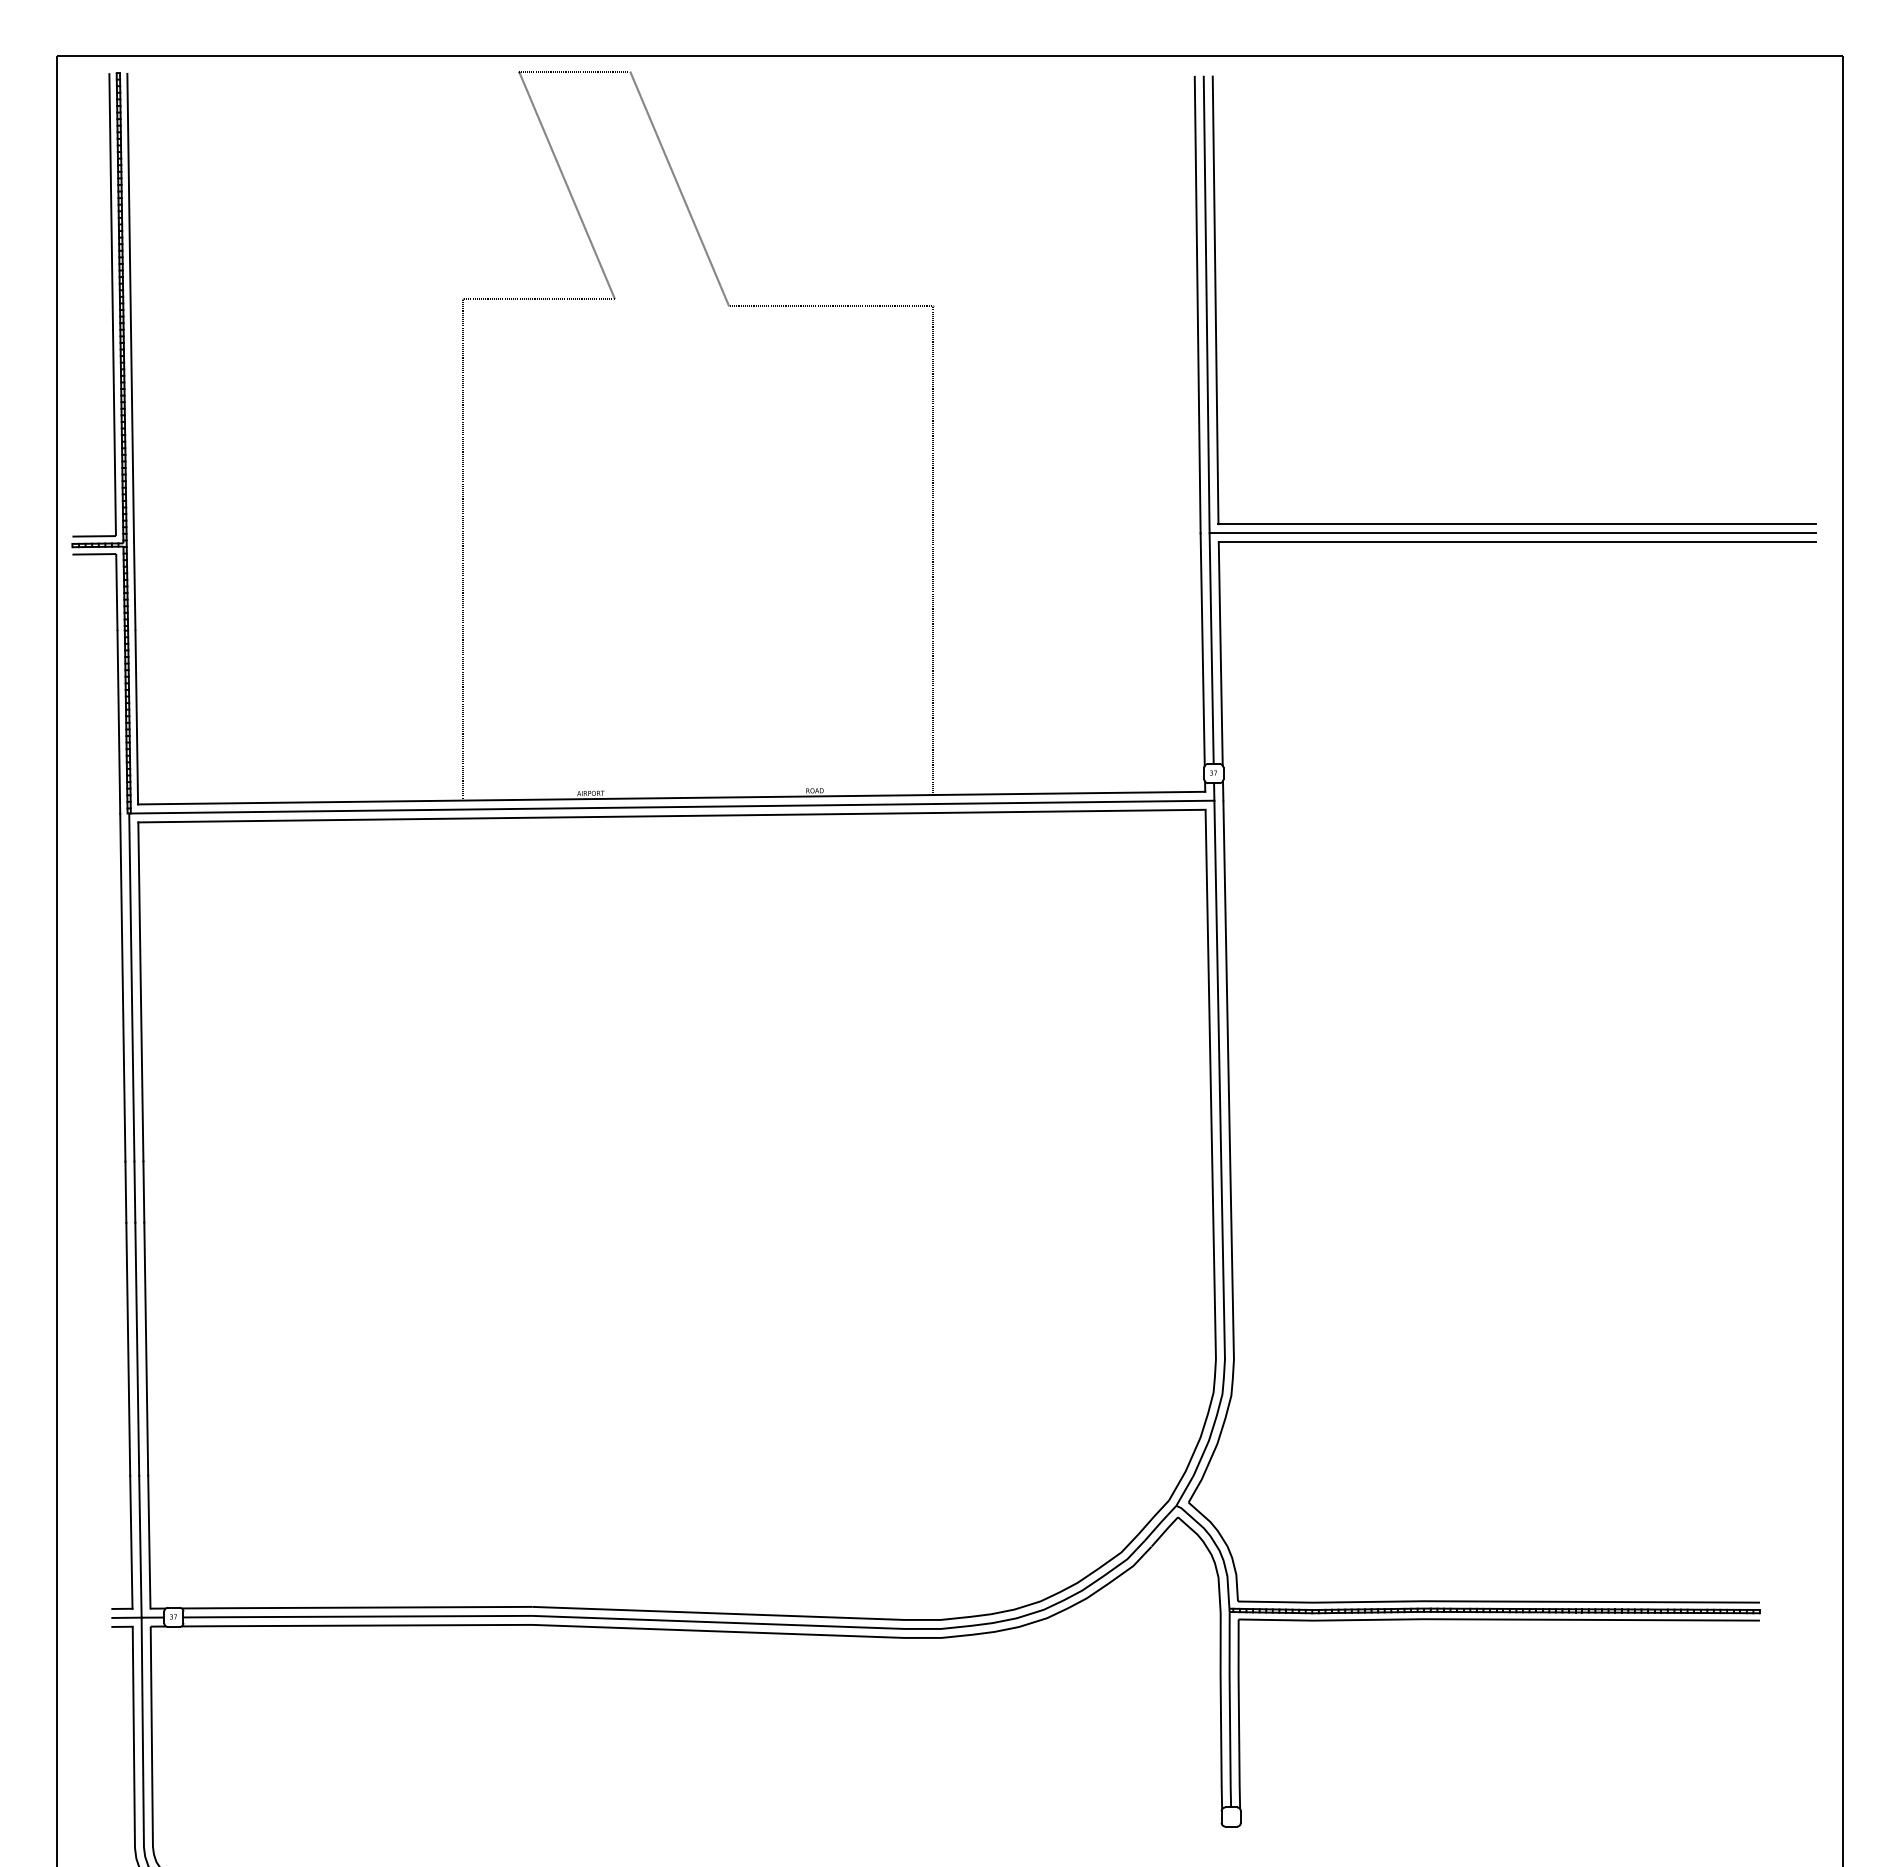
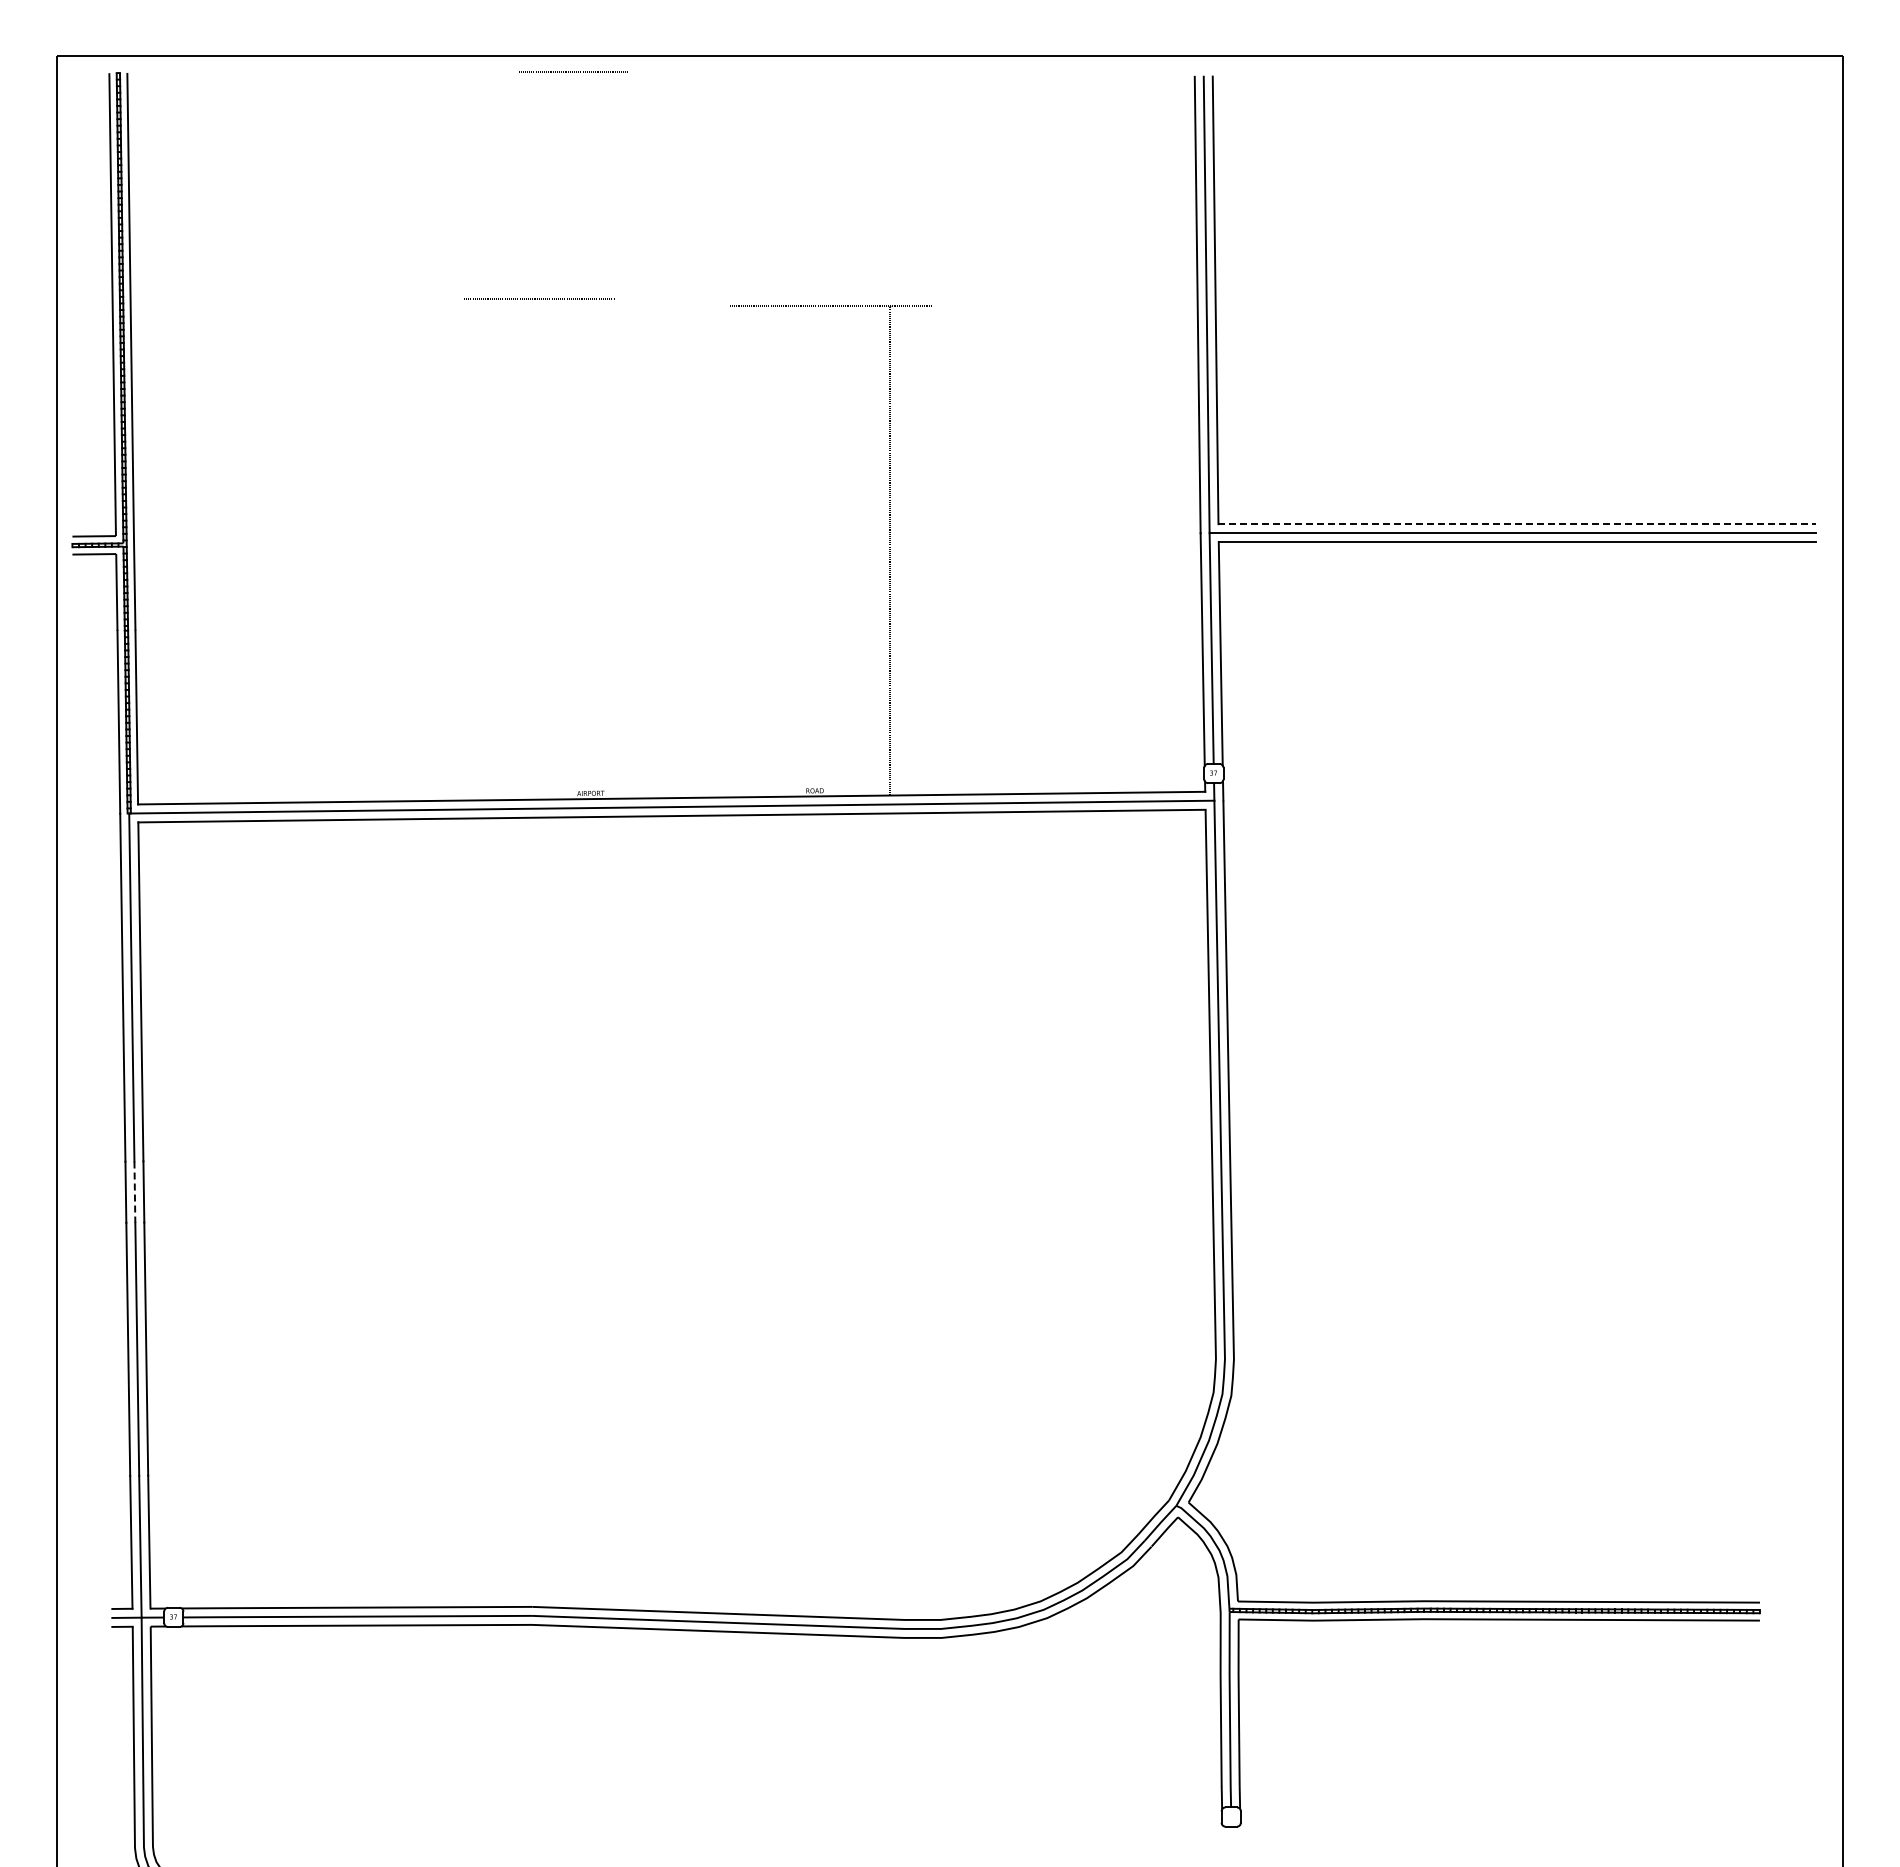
line: present -> none (566, 185)
line: present -> none (679, 188)
line: solid -> dashed (1517, 524)
line: present -> none (462, 549)
line position: (932, 550) -> (889, 550) (889, 550)
line: solid -> dashed (134, 1192)
